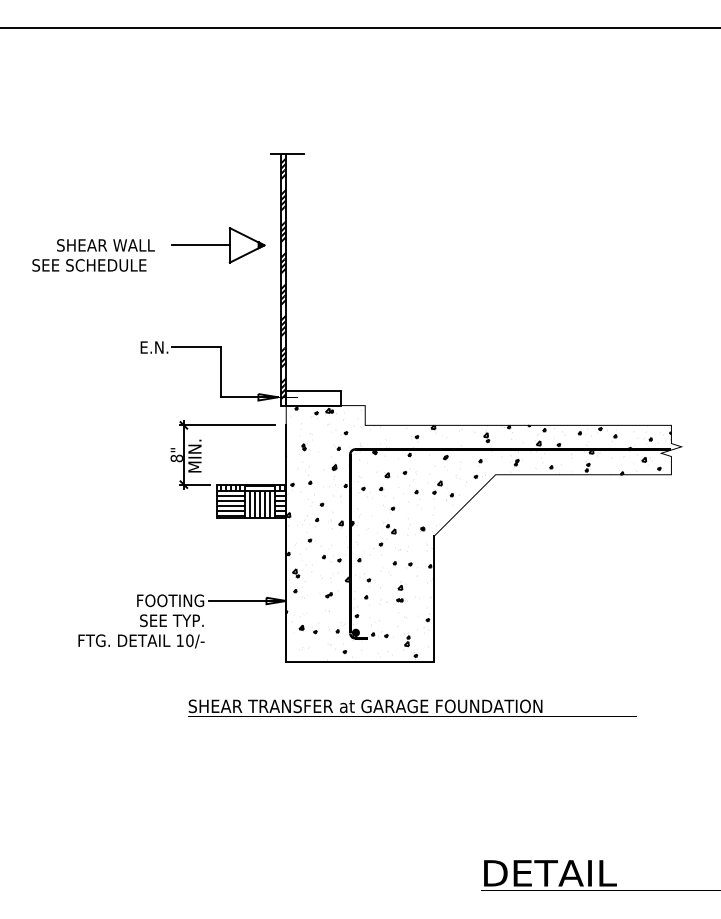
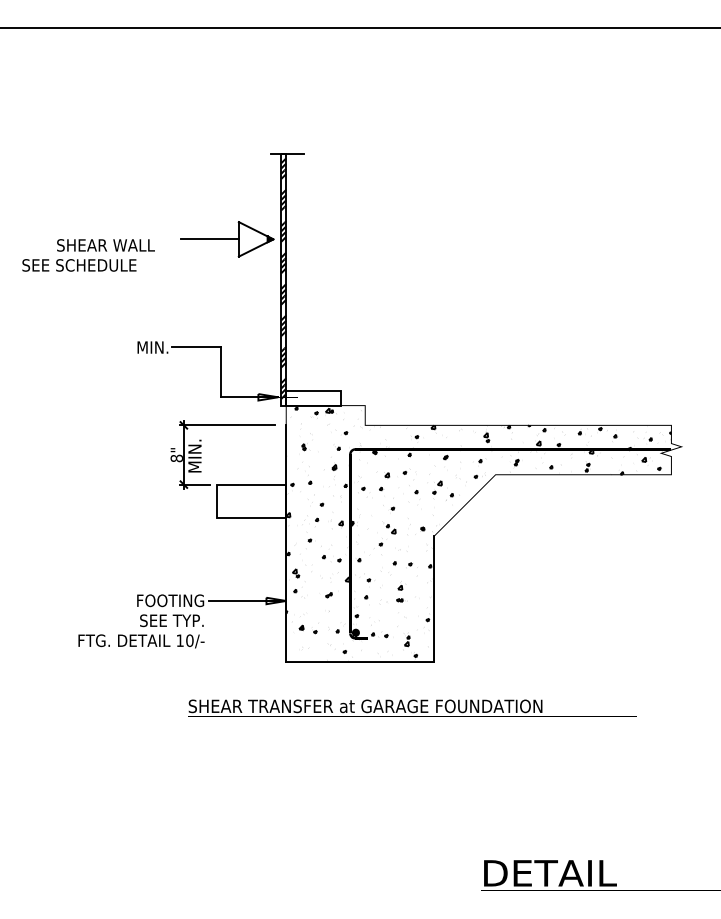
part position: (218, 245) -> (227, 239) (227, 239)
text position: (89, 265) -> (79, 265) (79, 265)
text: E.N. -> MIN. (144, 347)
hatch: present -> none (251, 501)
